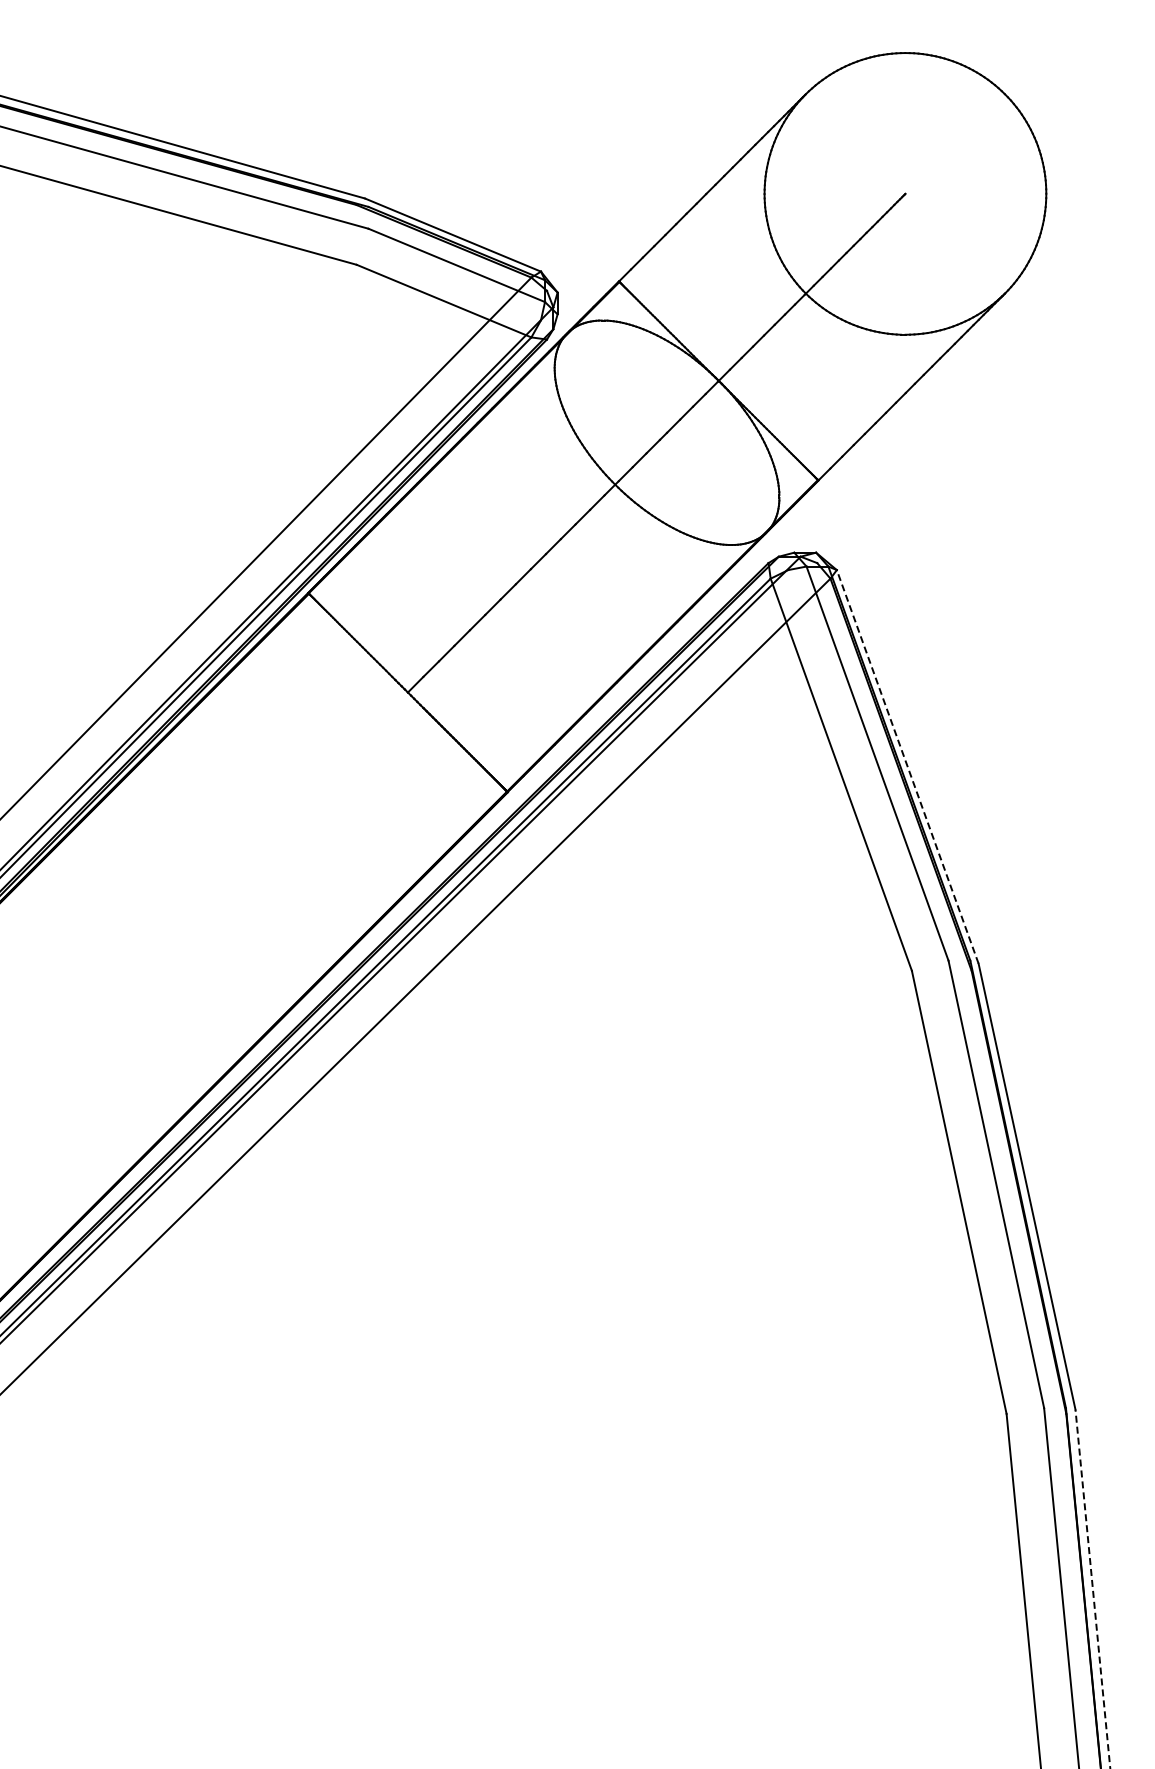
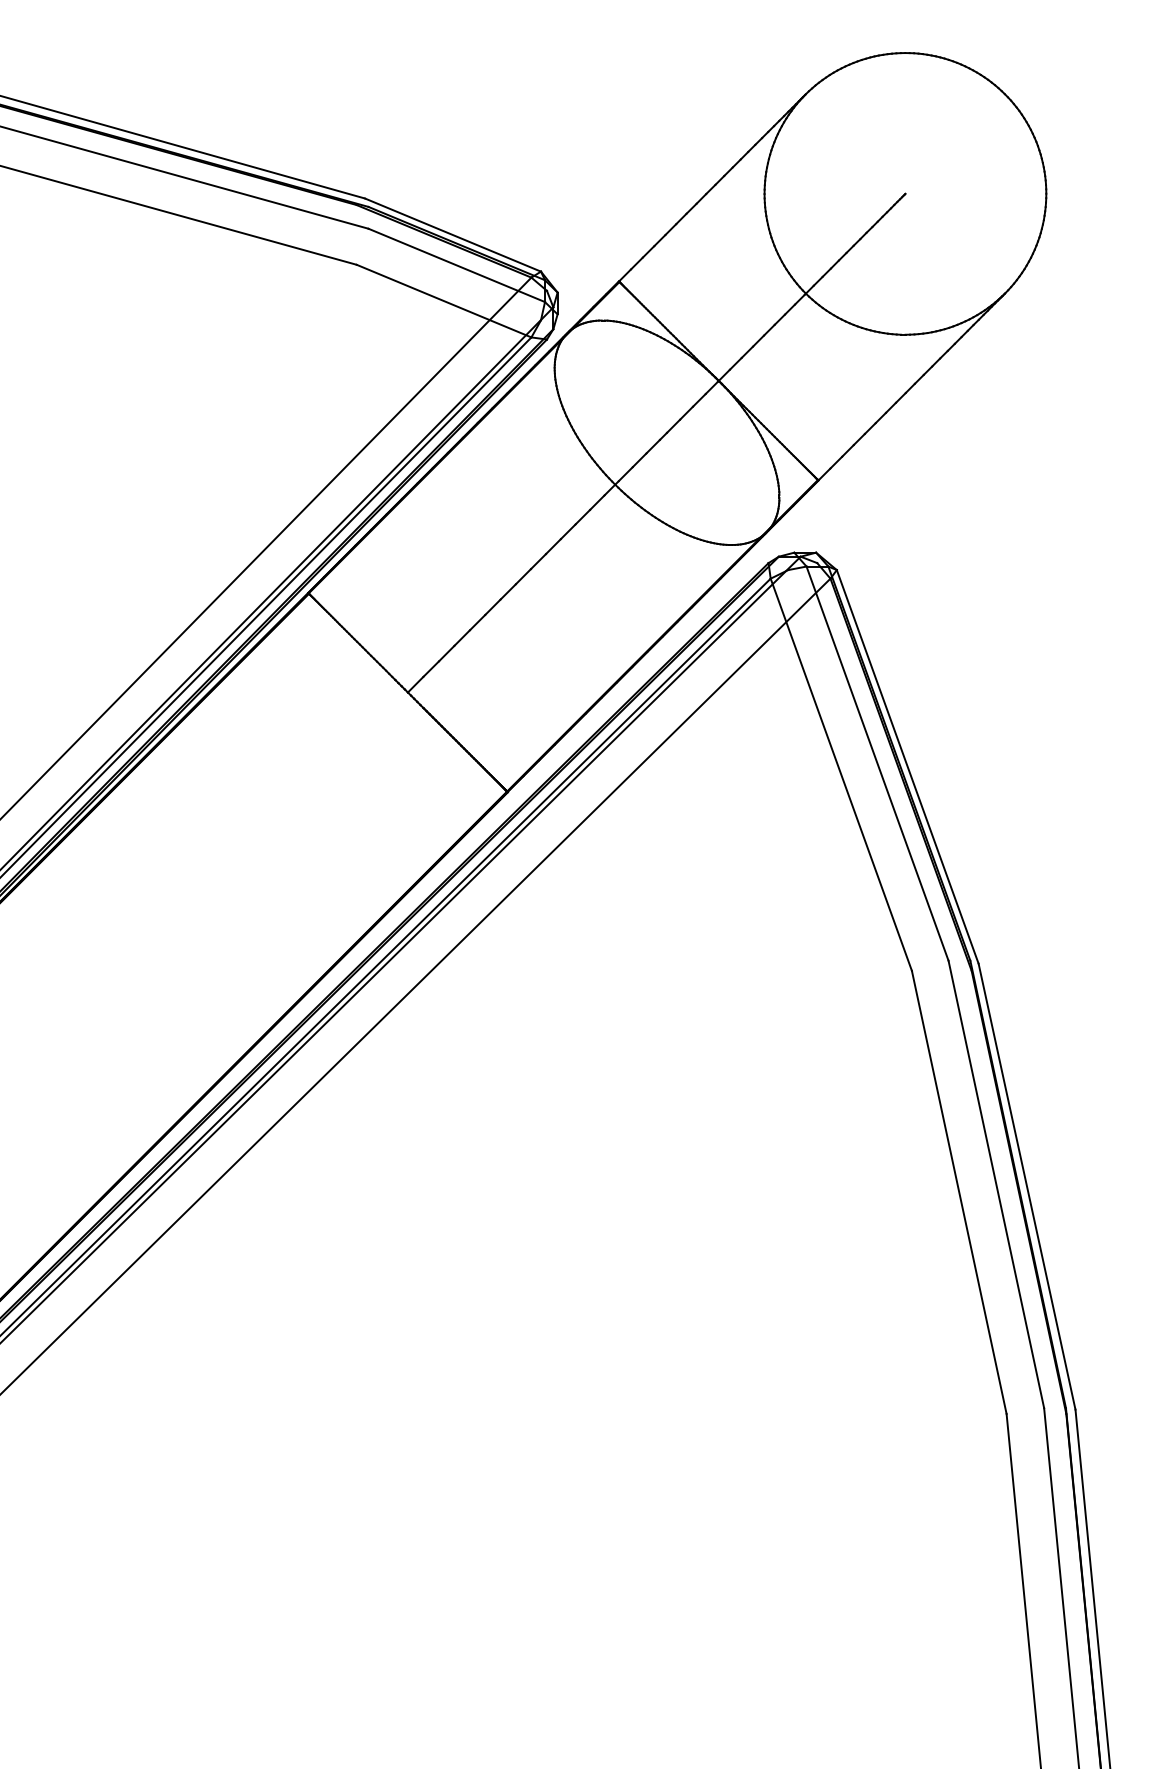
line: dashed -> solid (907, 766)
line: dashed -> solid (1092, 1588)
